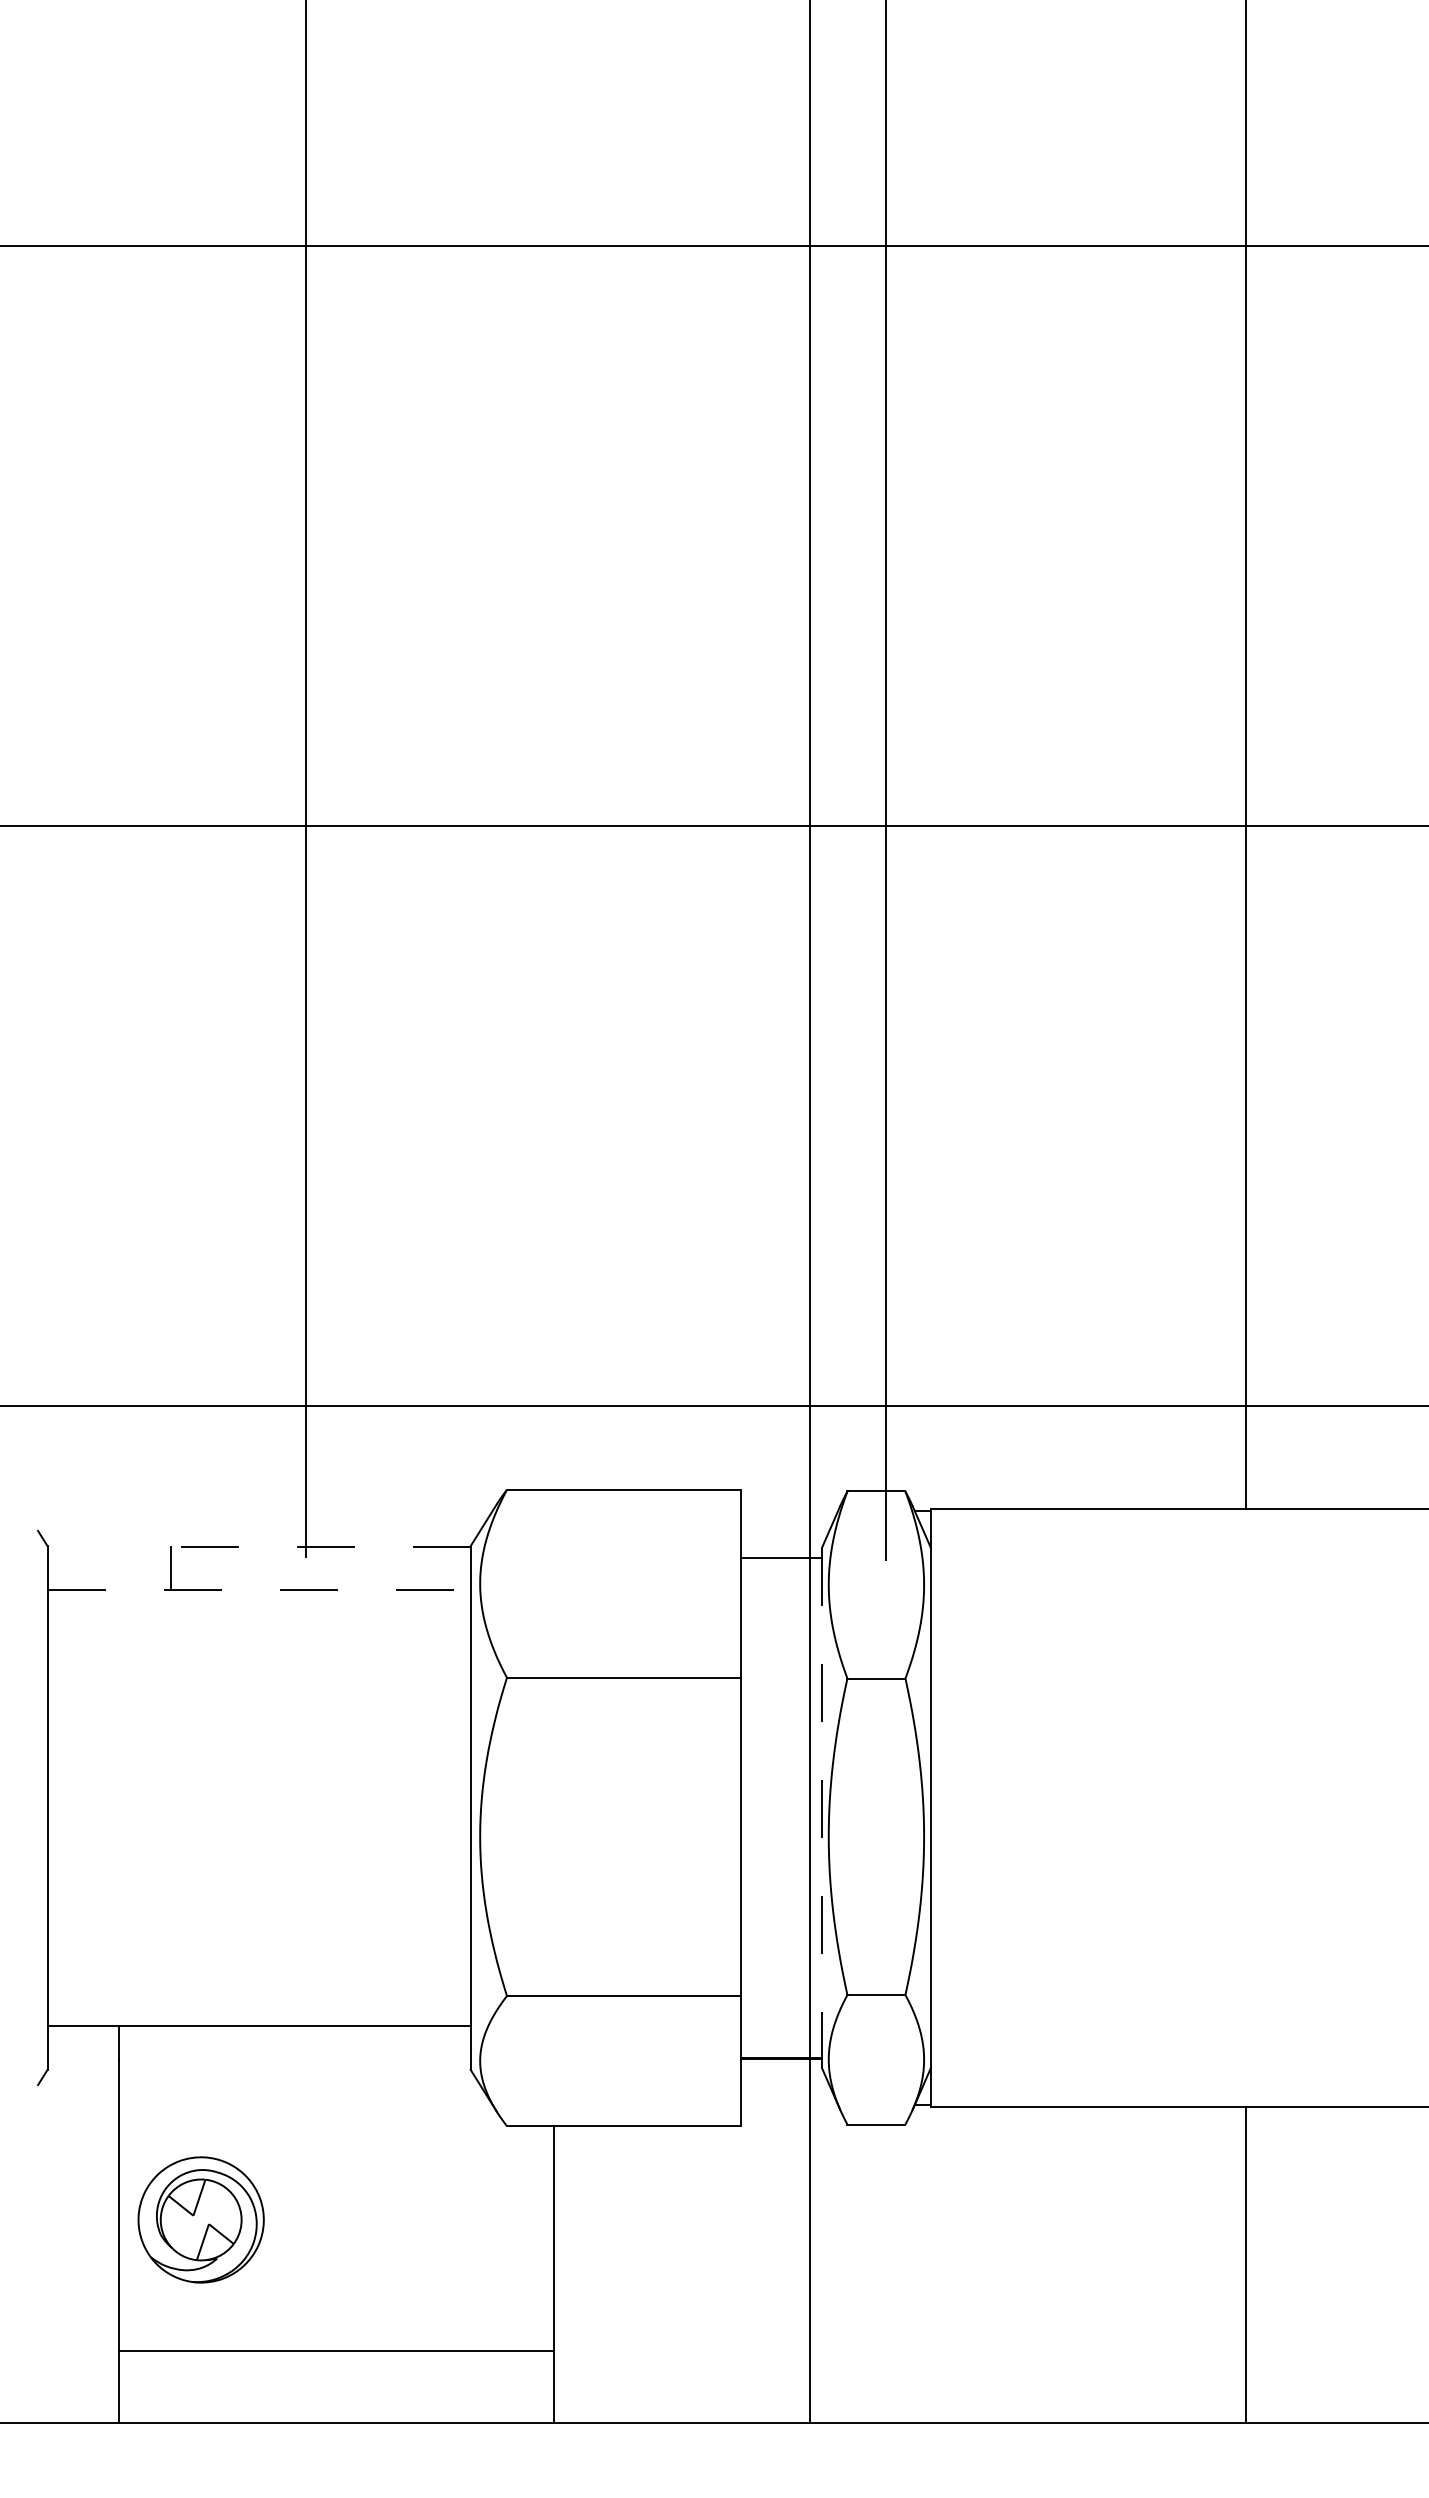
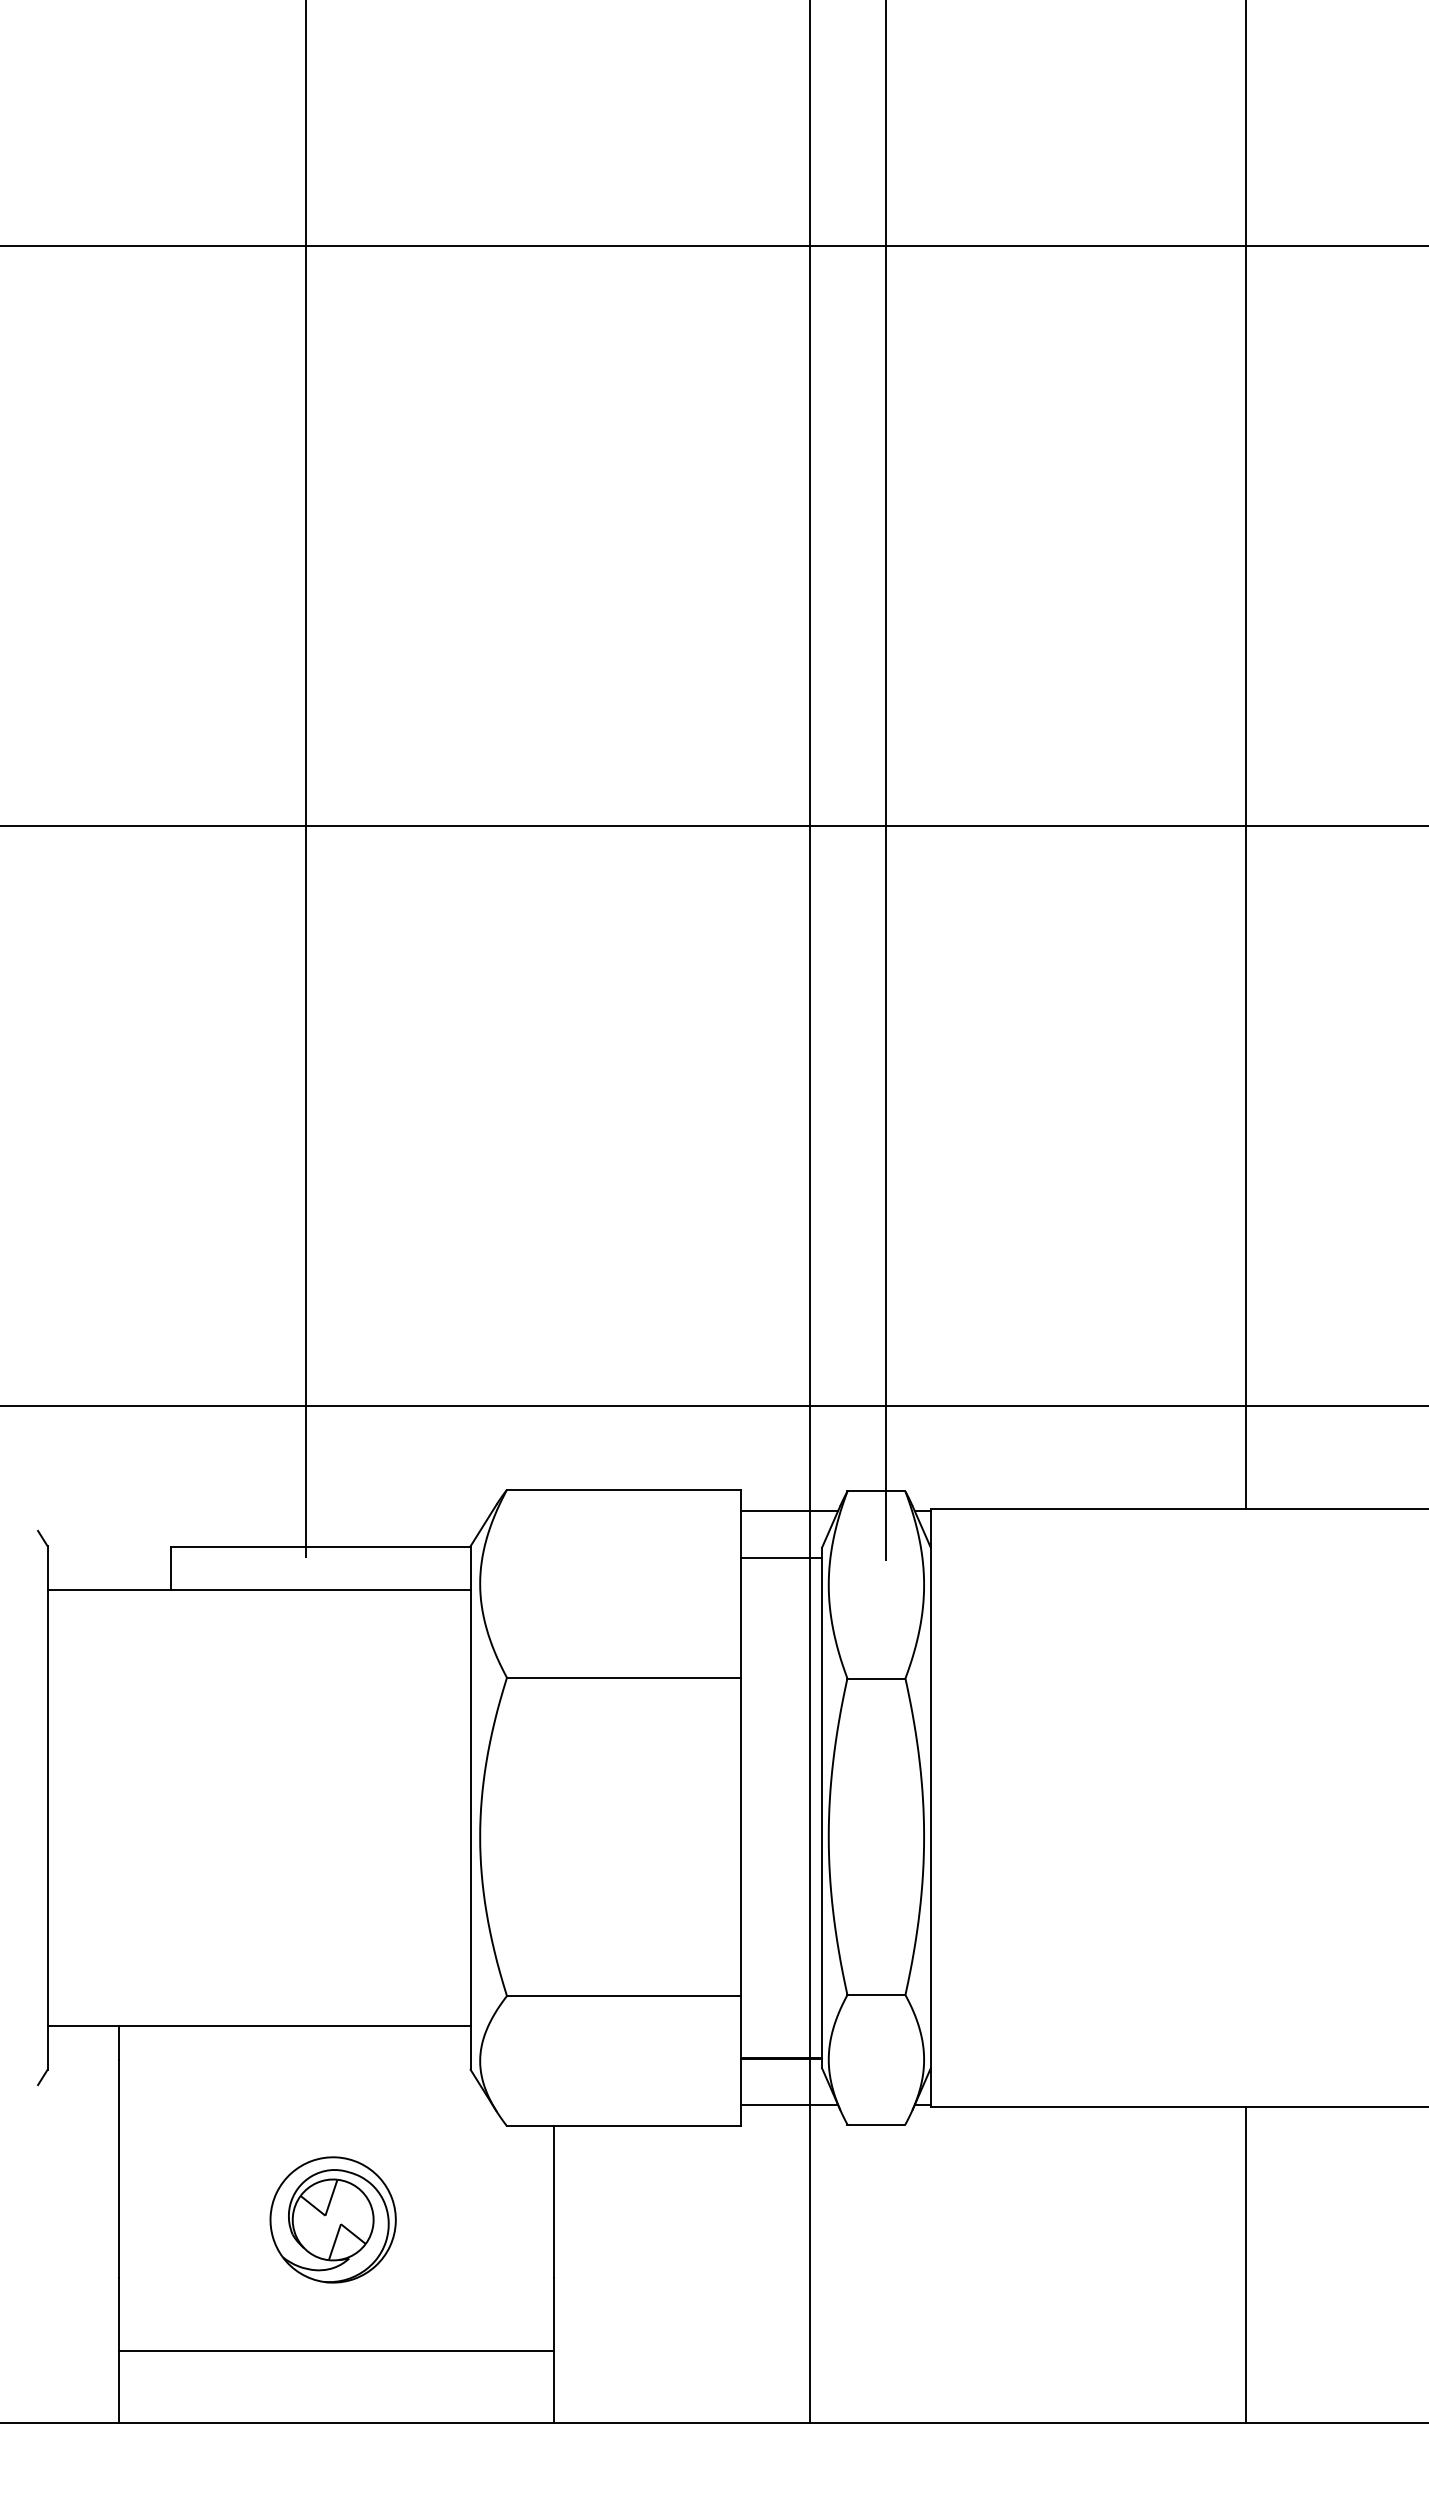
line: none -> present (789, 1510)
line: dashed -> solid (320, 1546)
line: dashed -> solid (259, 1590)
line: dashed -> solid (822, 1808)
line: none -> present (789, 2105)
part position: (200, 2219) -> (332, 2219) (332, 2219)
